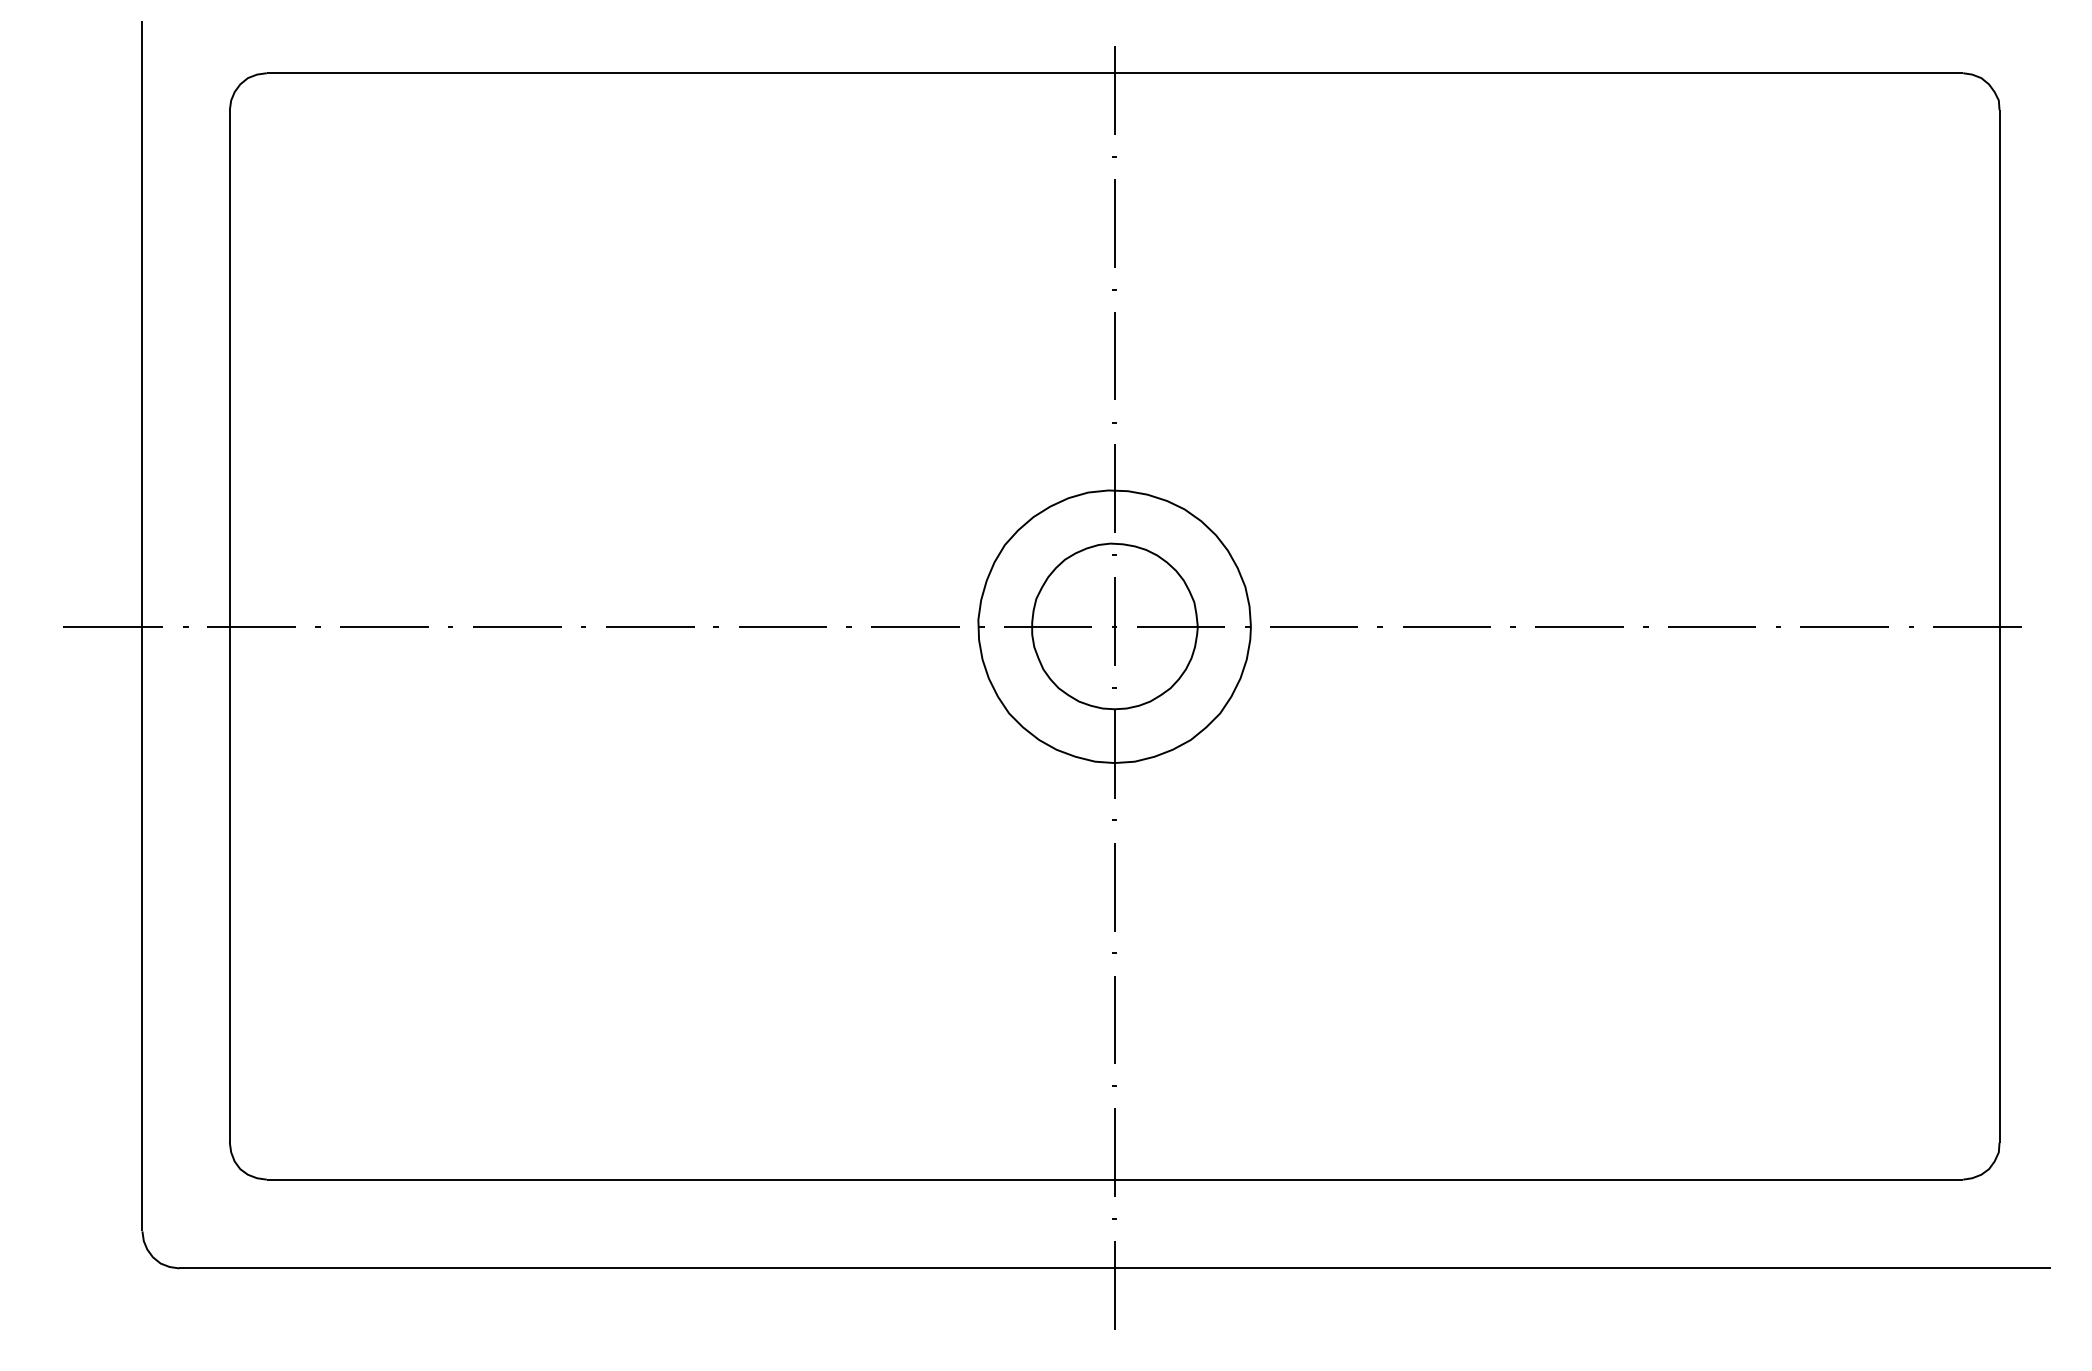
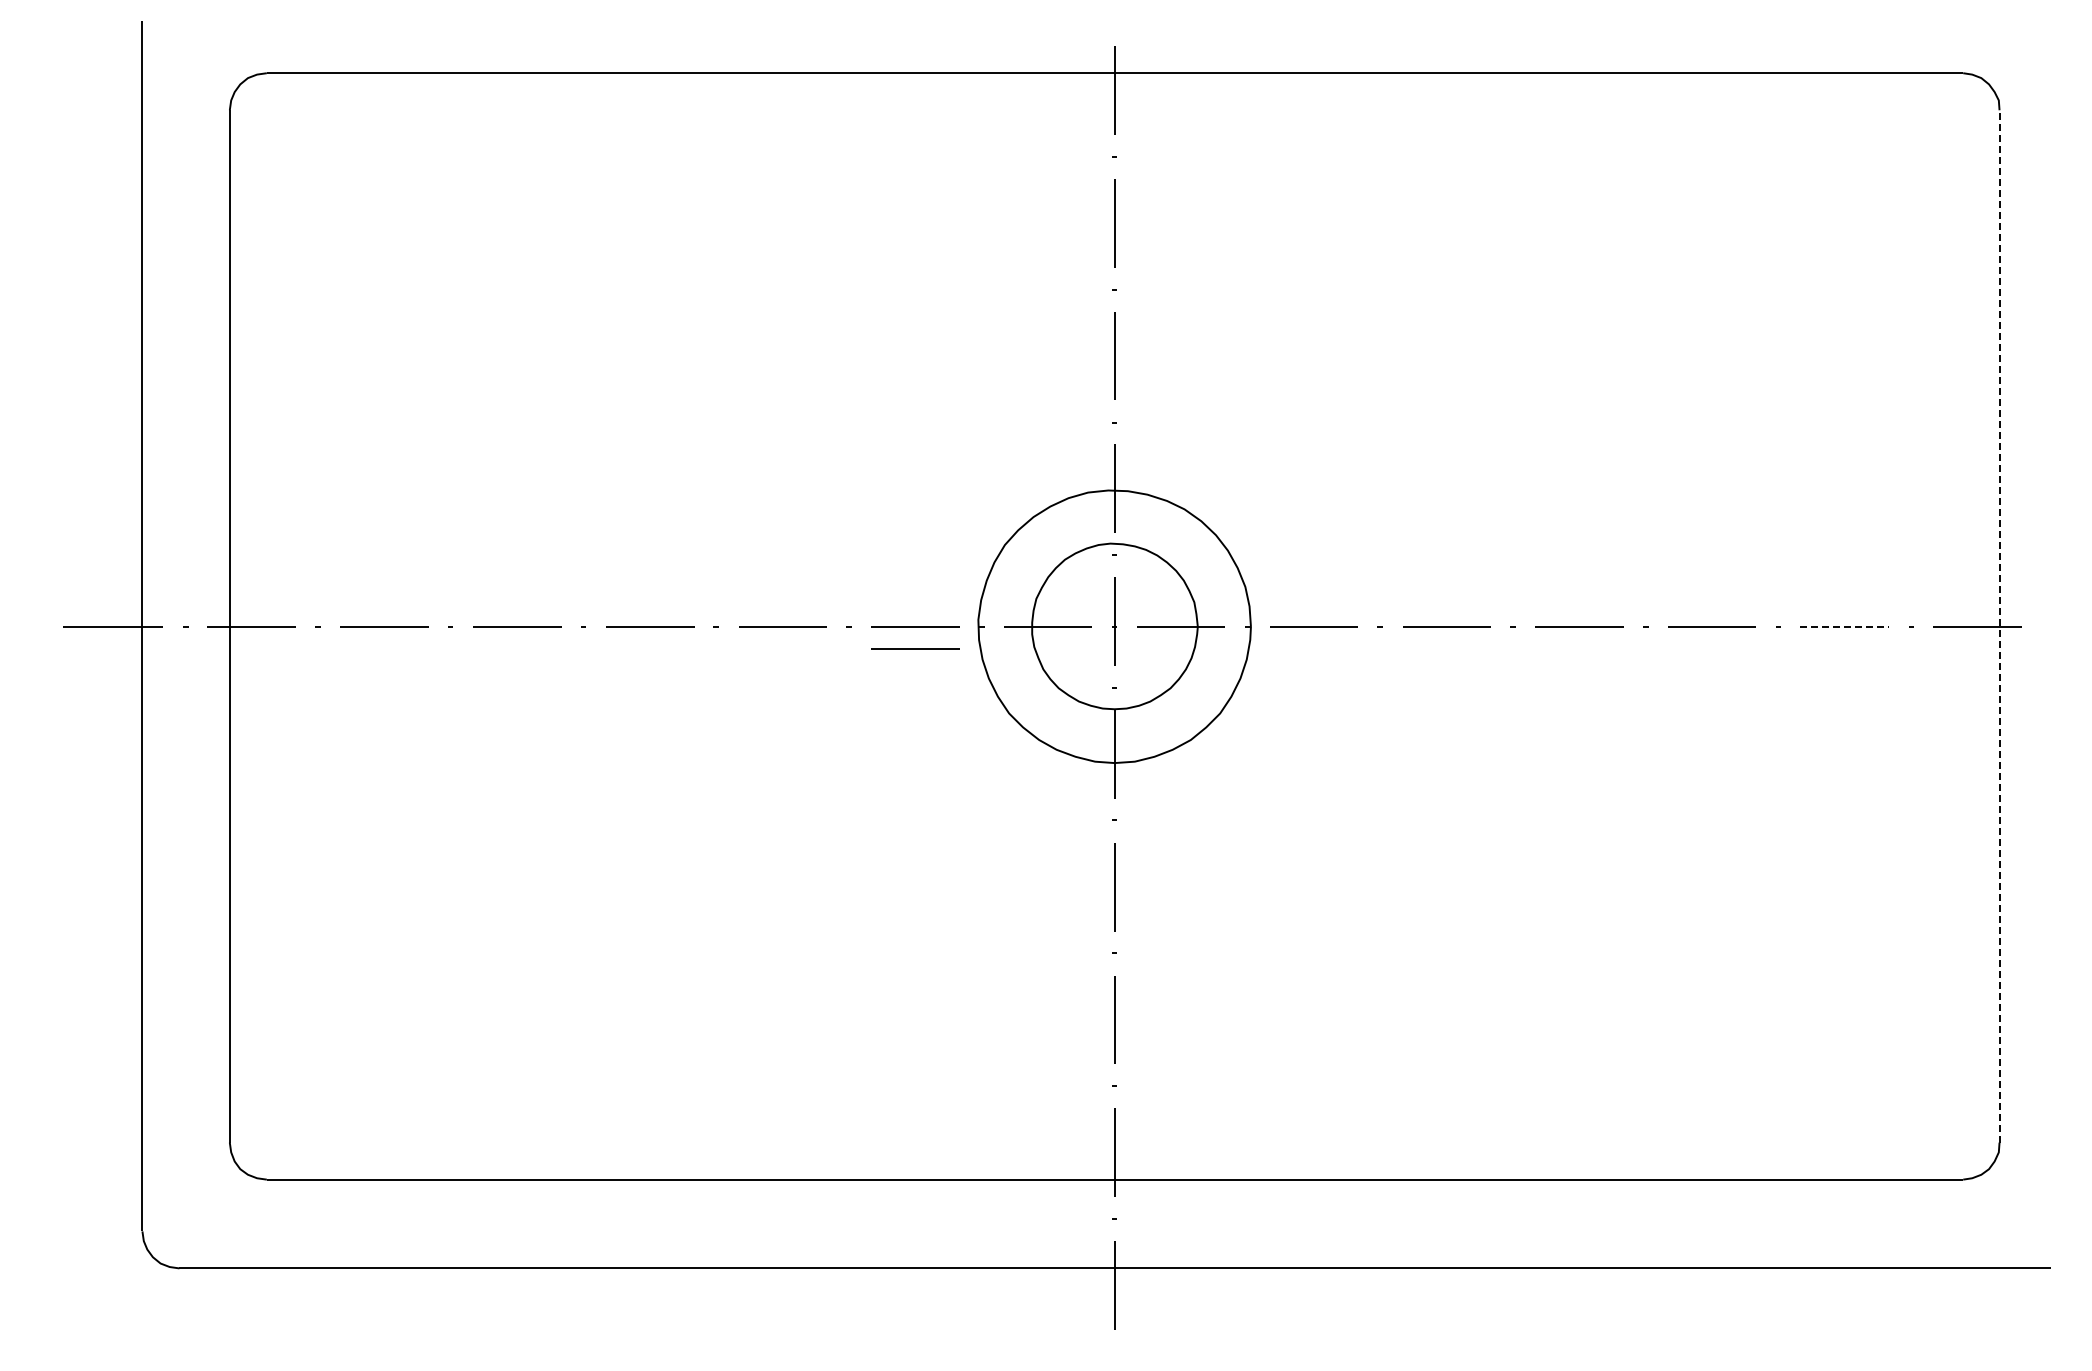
line: solid -> dashed (1999, 625)
line: solid -> dashed (1845, 626)
line: none -> present (915, 648)
